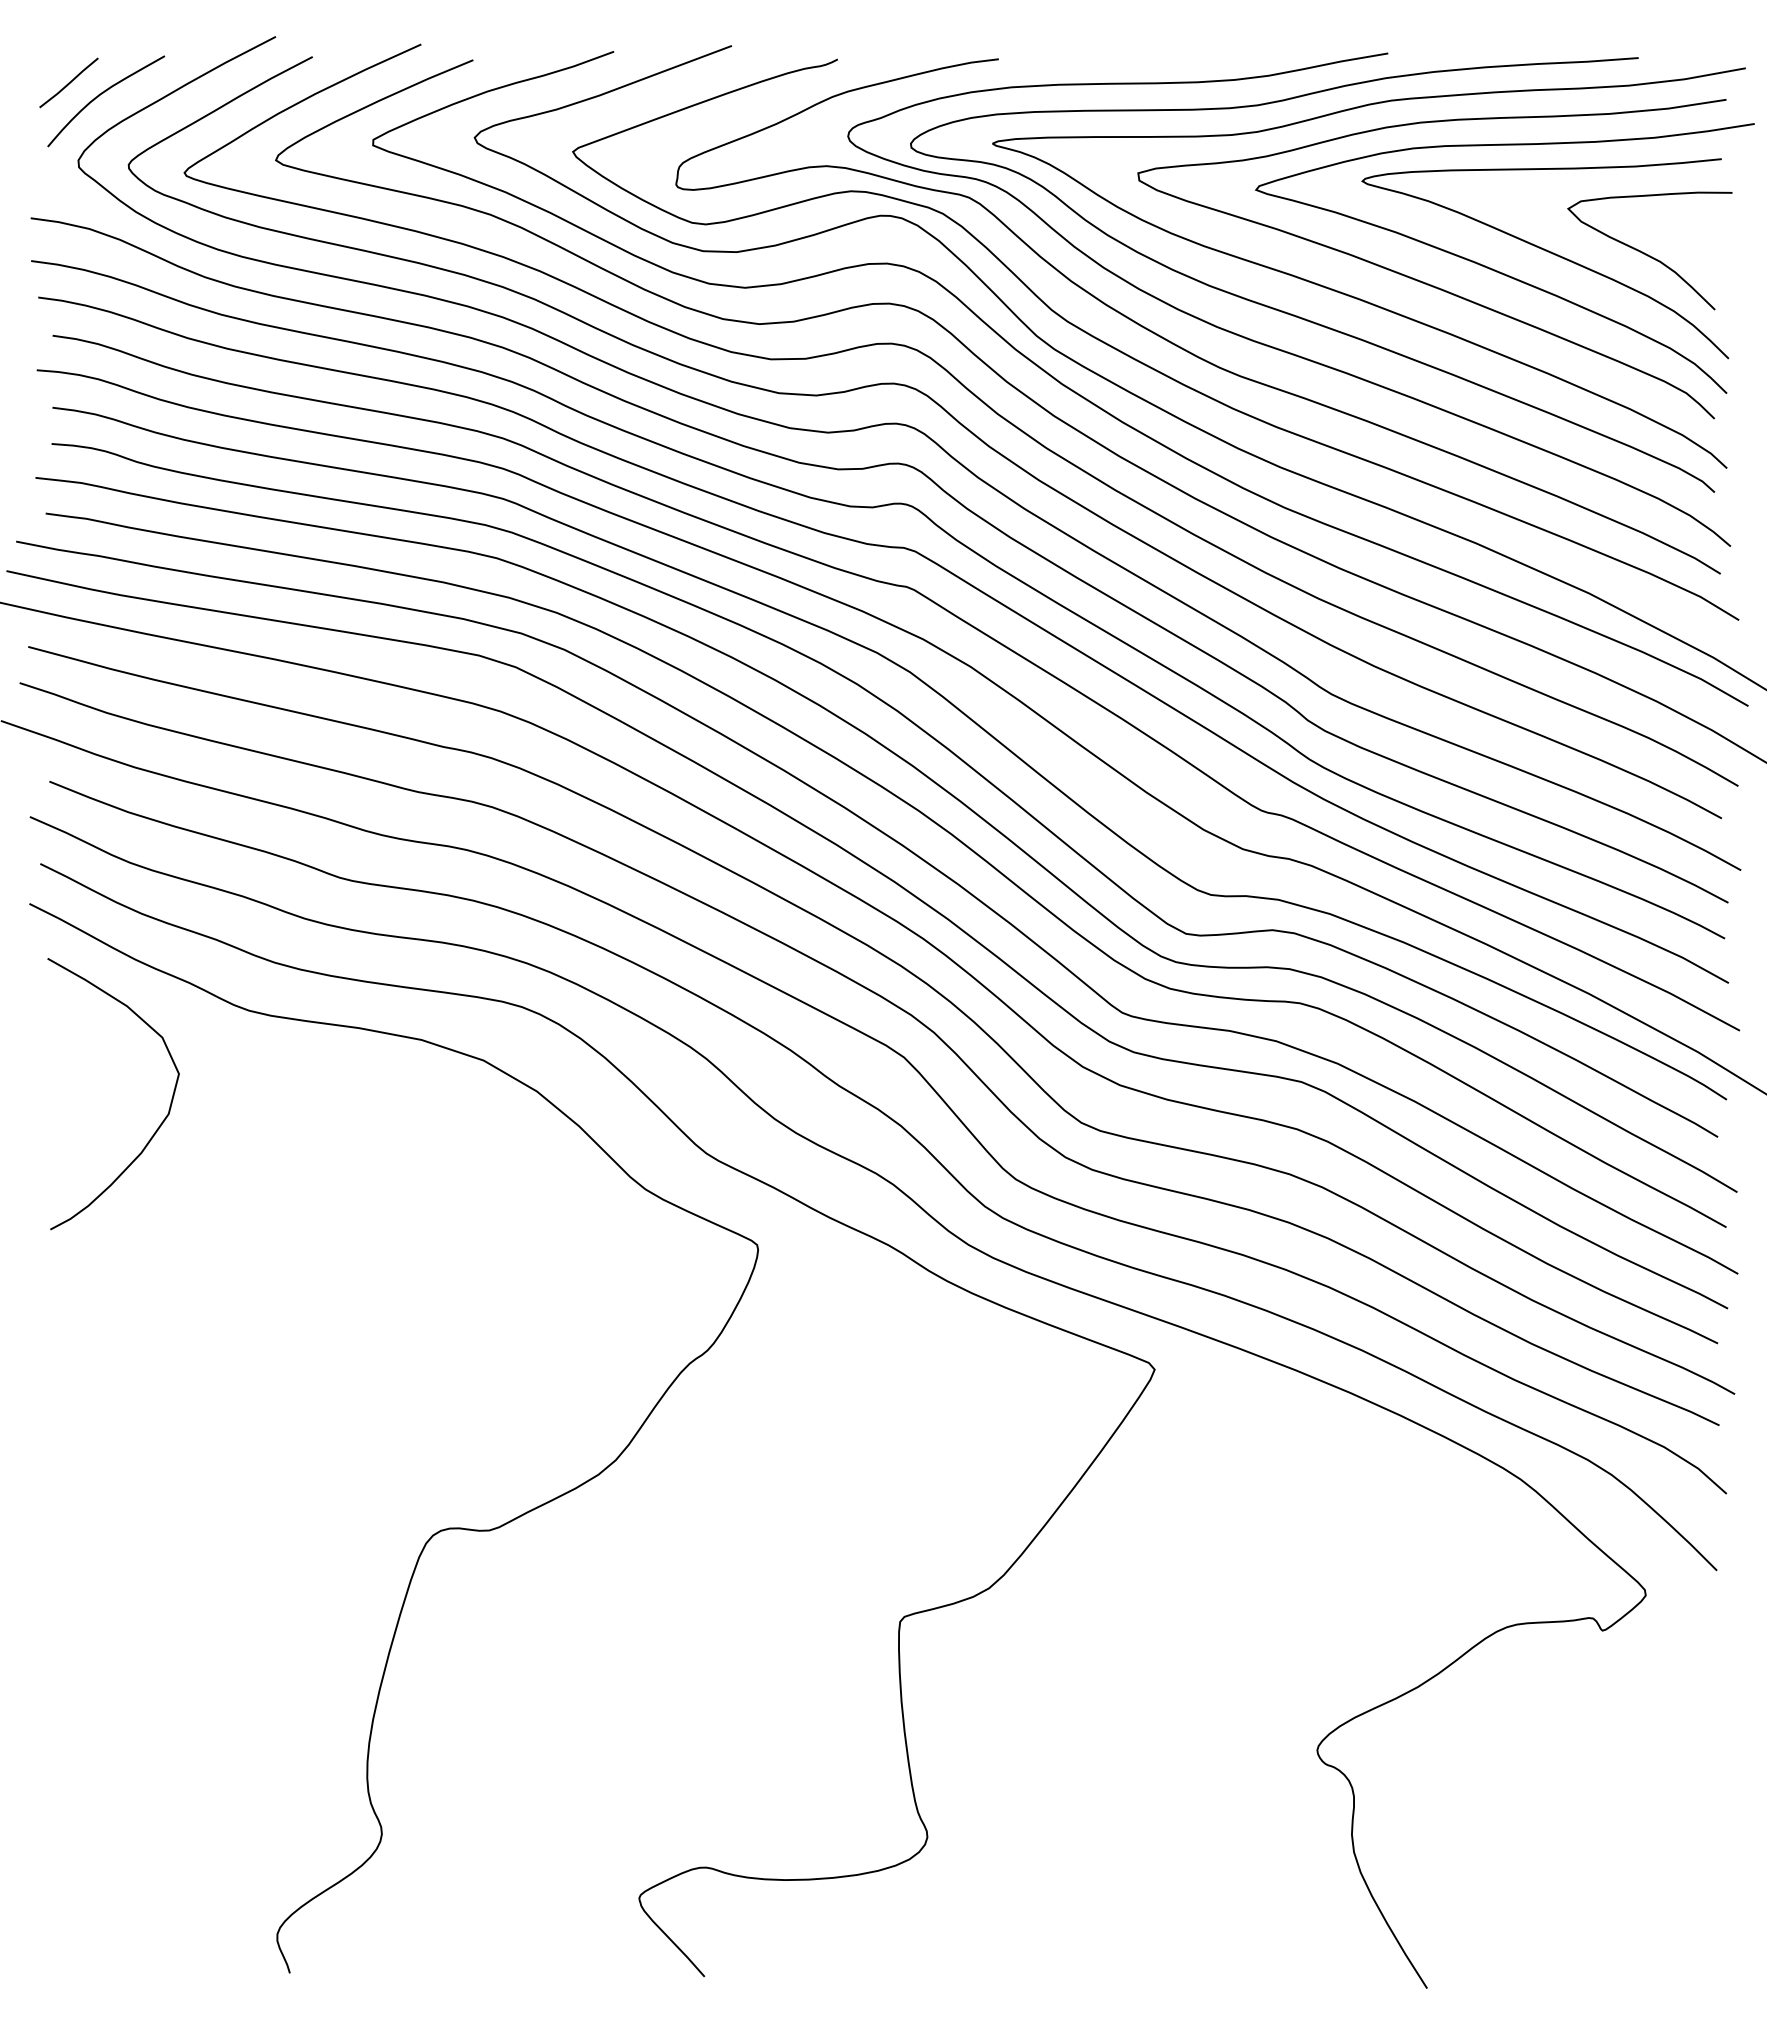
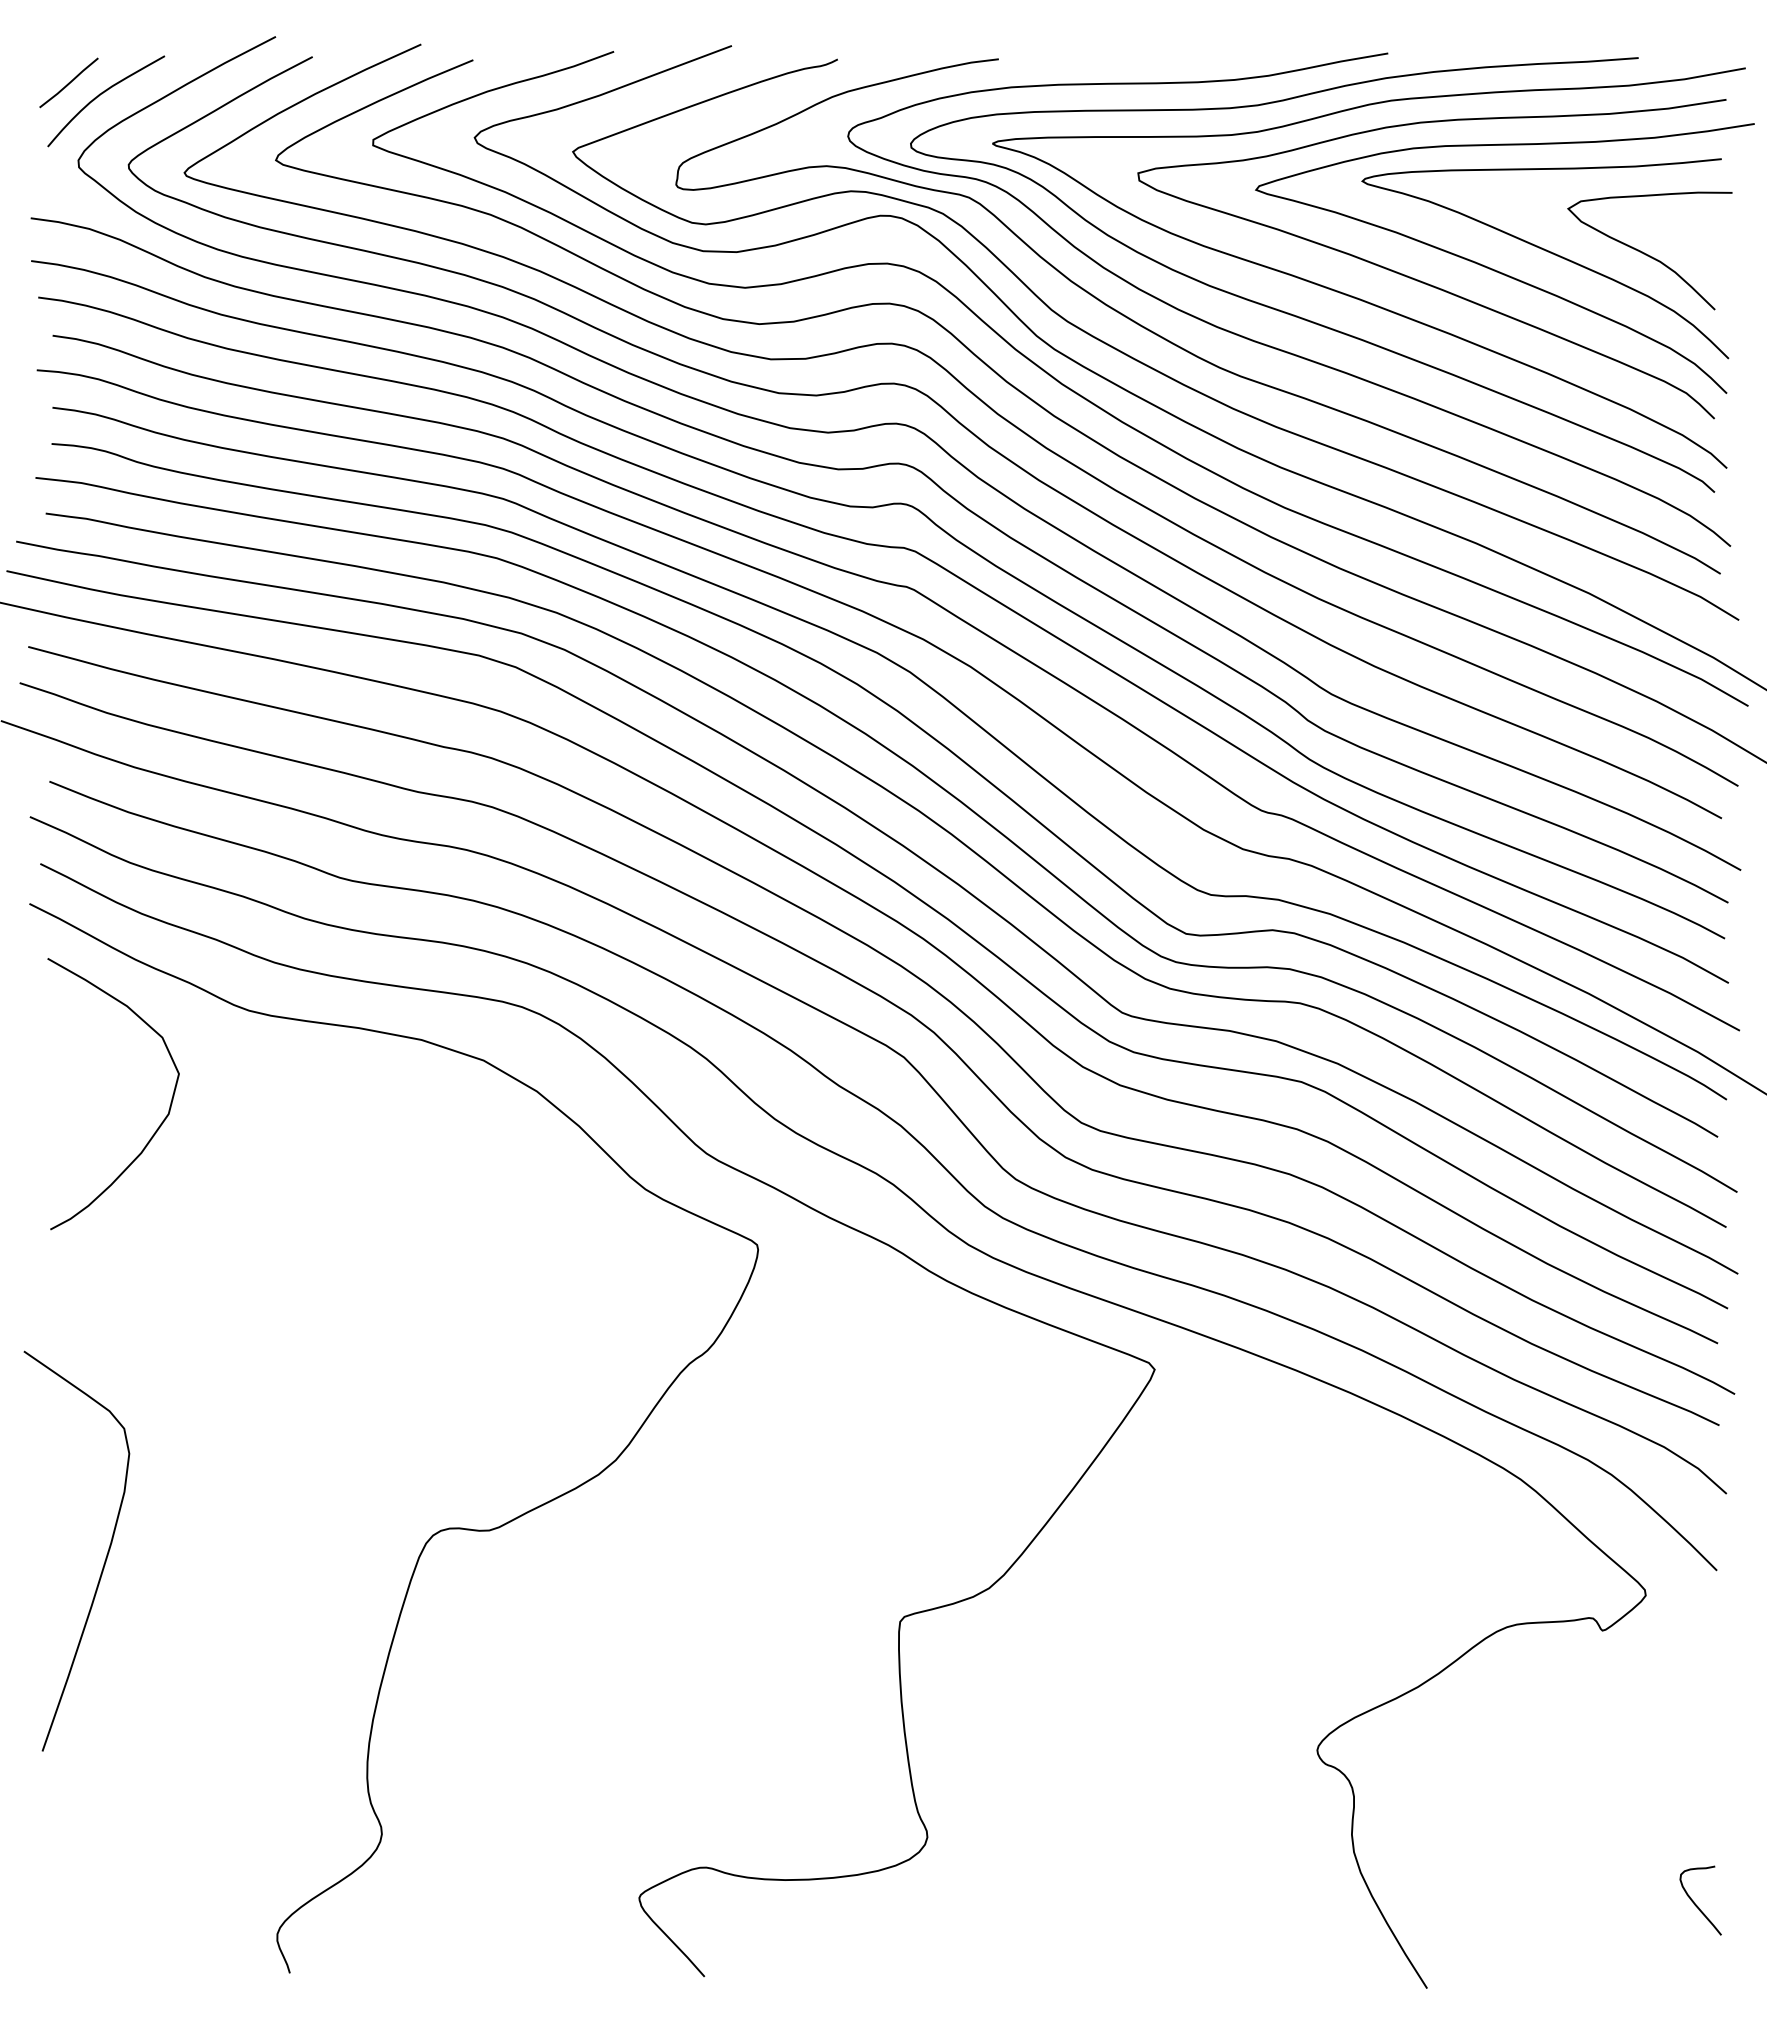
curve: none -> present (104, 1560)
curve: none -> present (1696, 1904)
